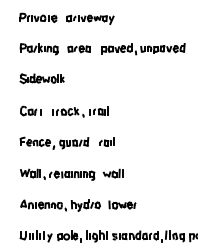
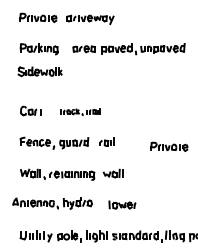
part position: (78, 49) -> (83, 49) (83, 49)
part position: (41, 78) -> (39, 71) (39, 71)
part size: 57x12 px -> 41x8 px (80, 111)
part: none -> present (169, 146)
part position: (60, 205) -> (52, 203) (52, 203)
